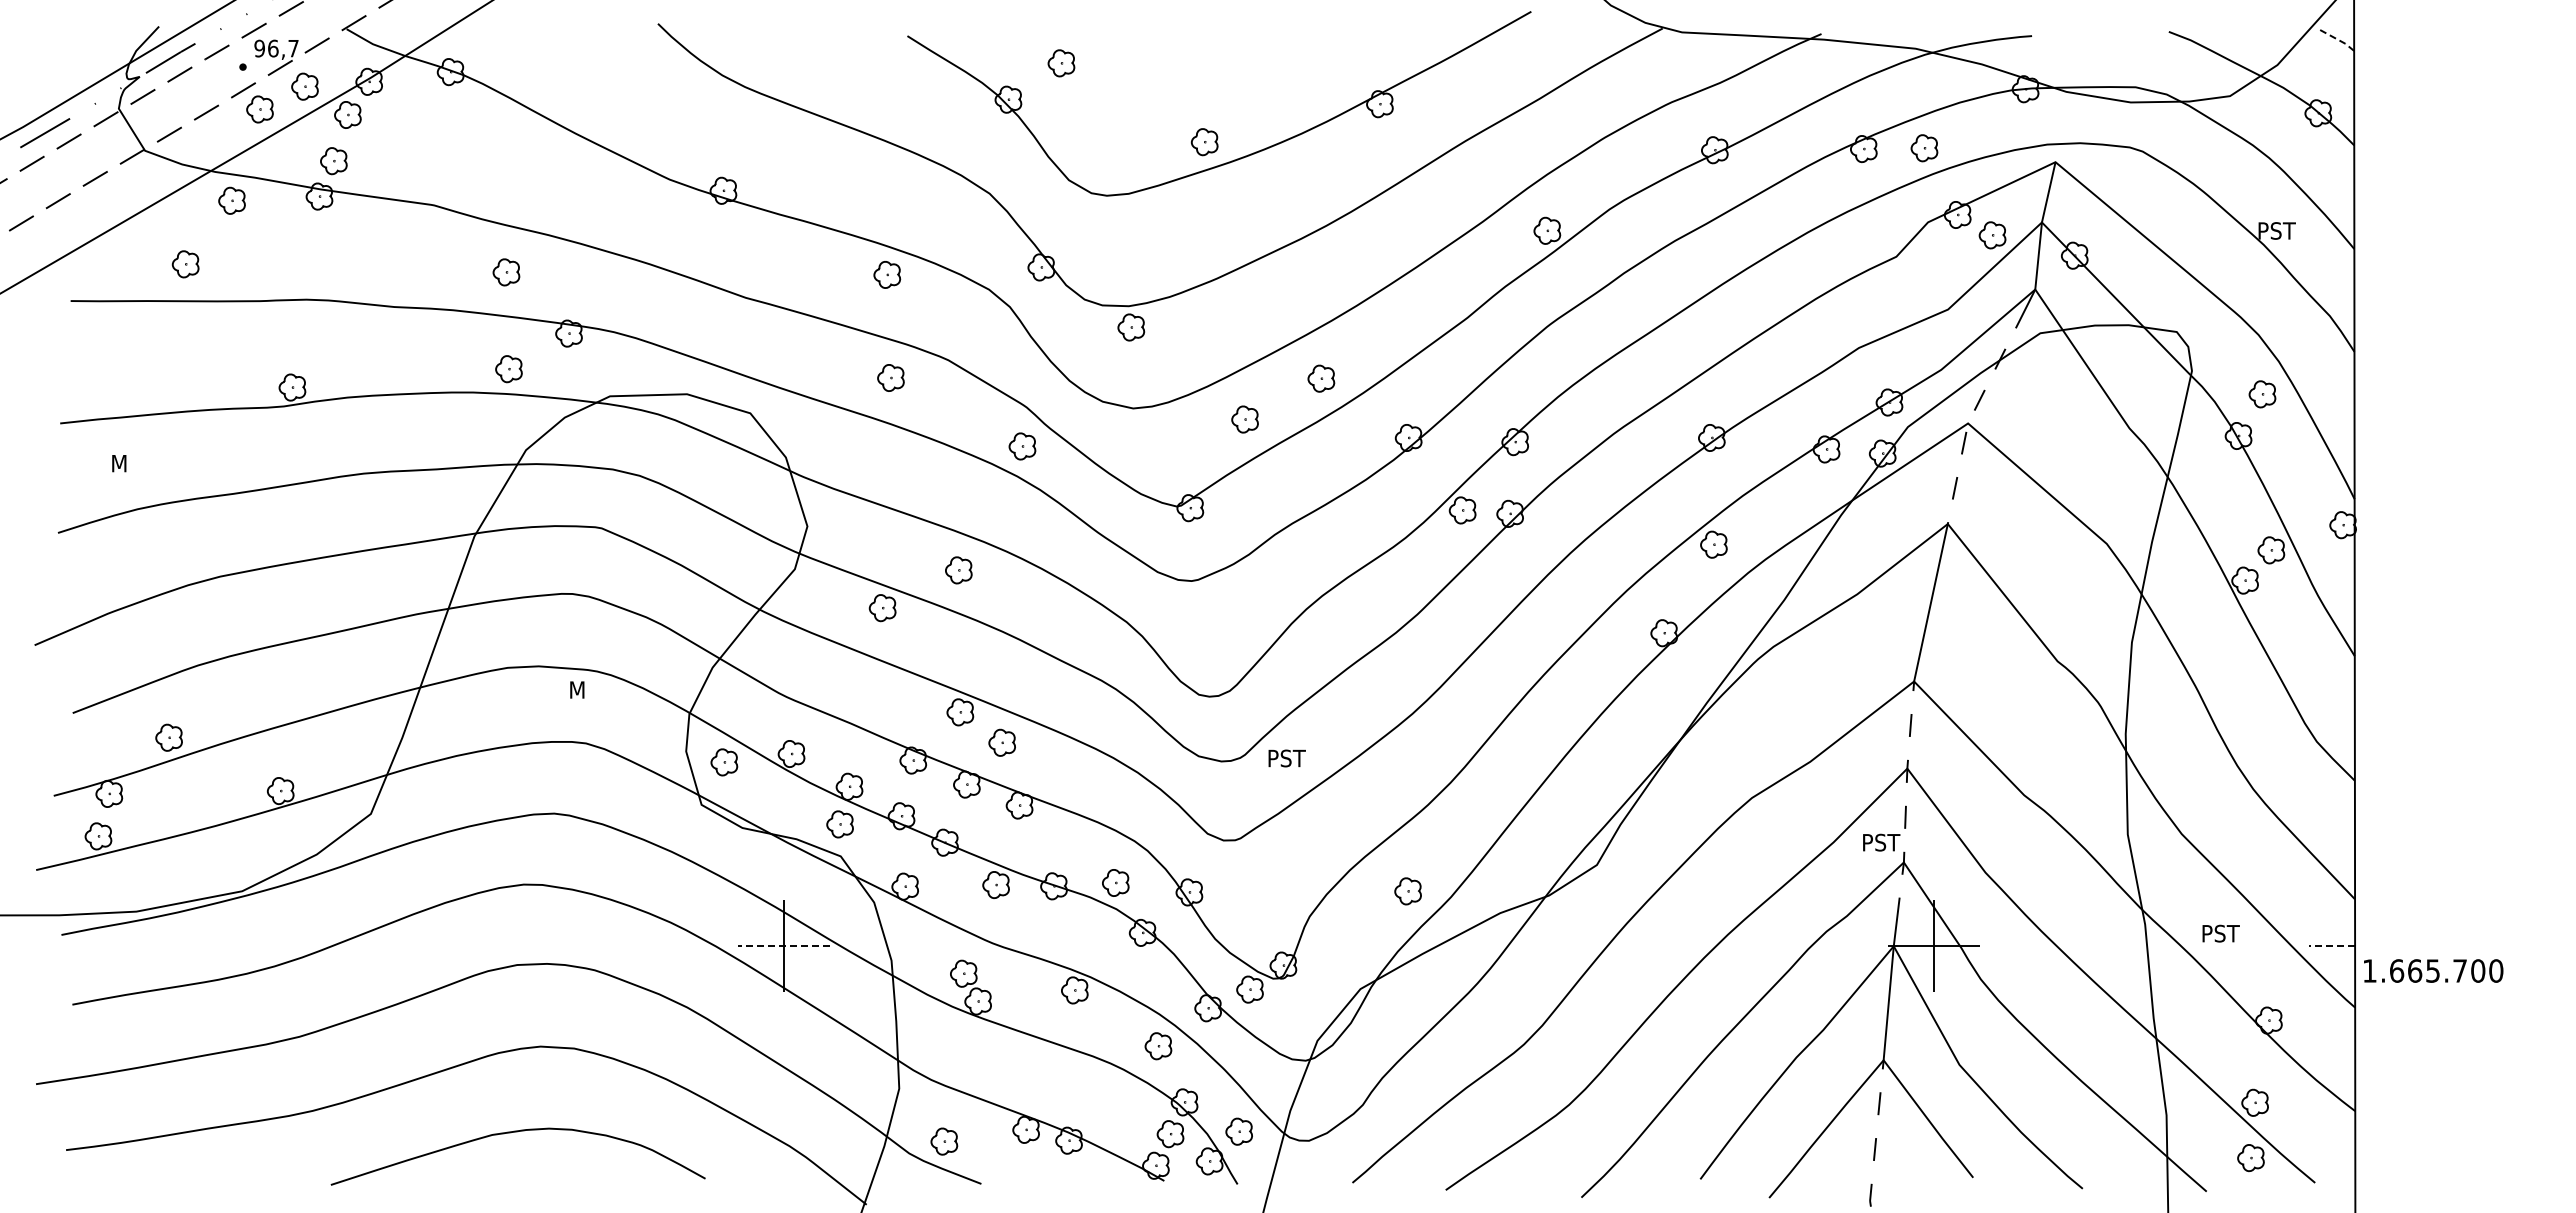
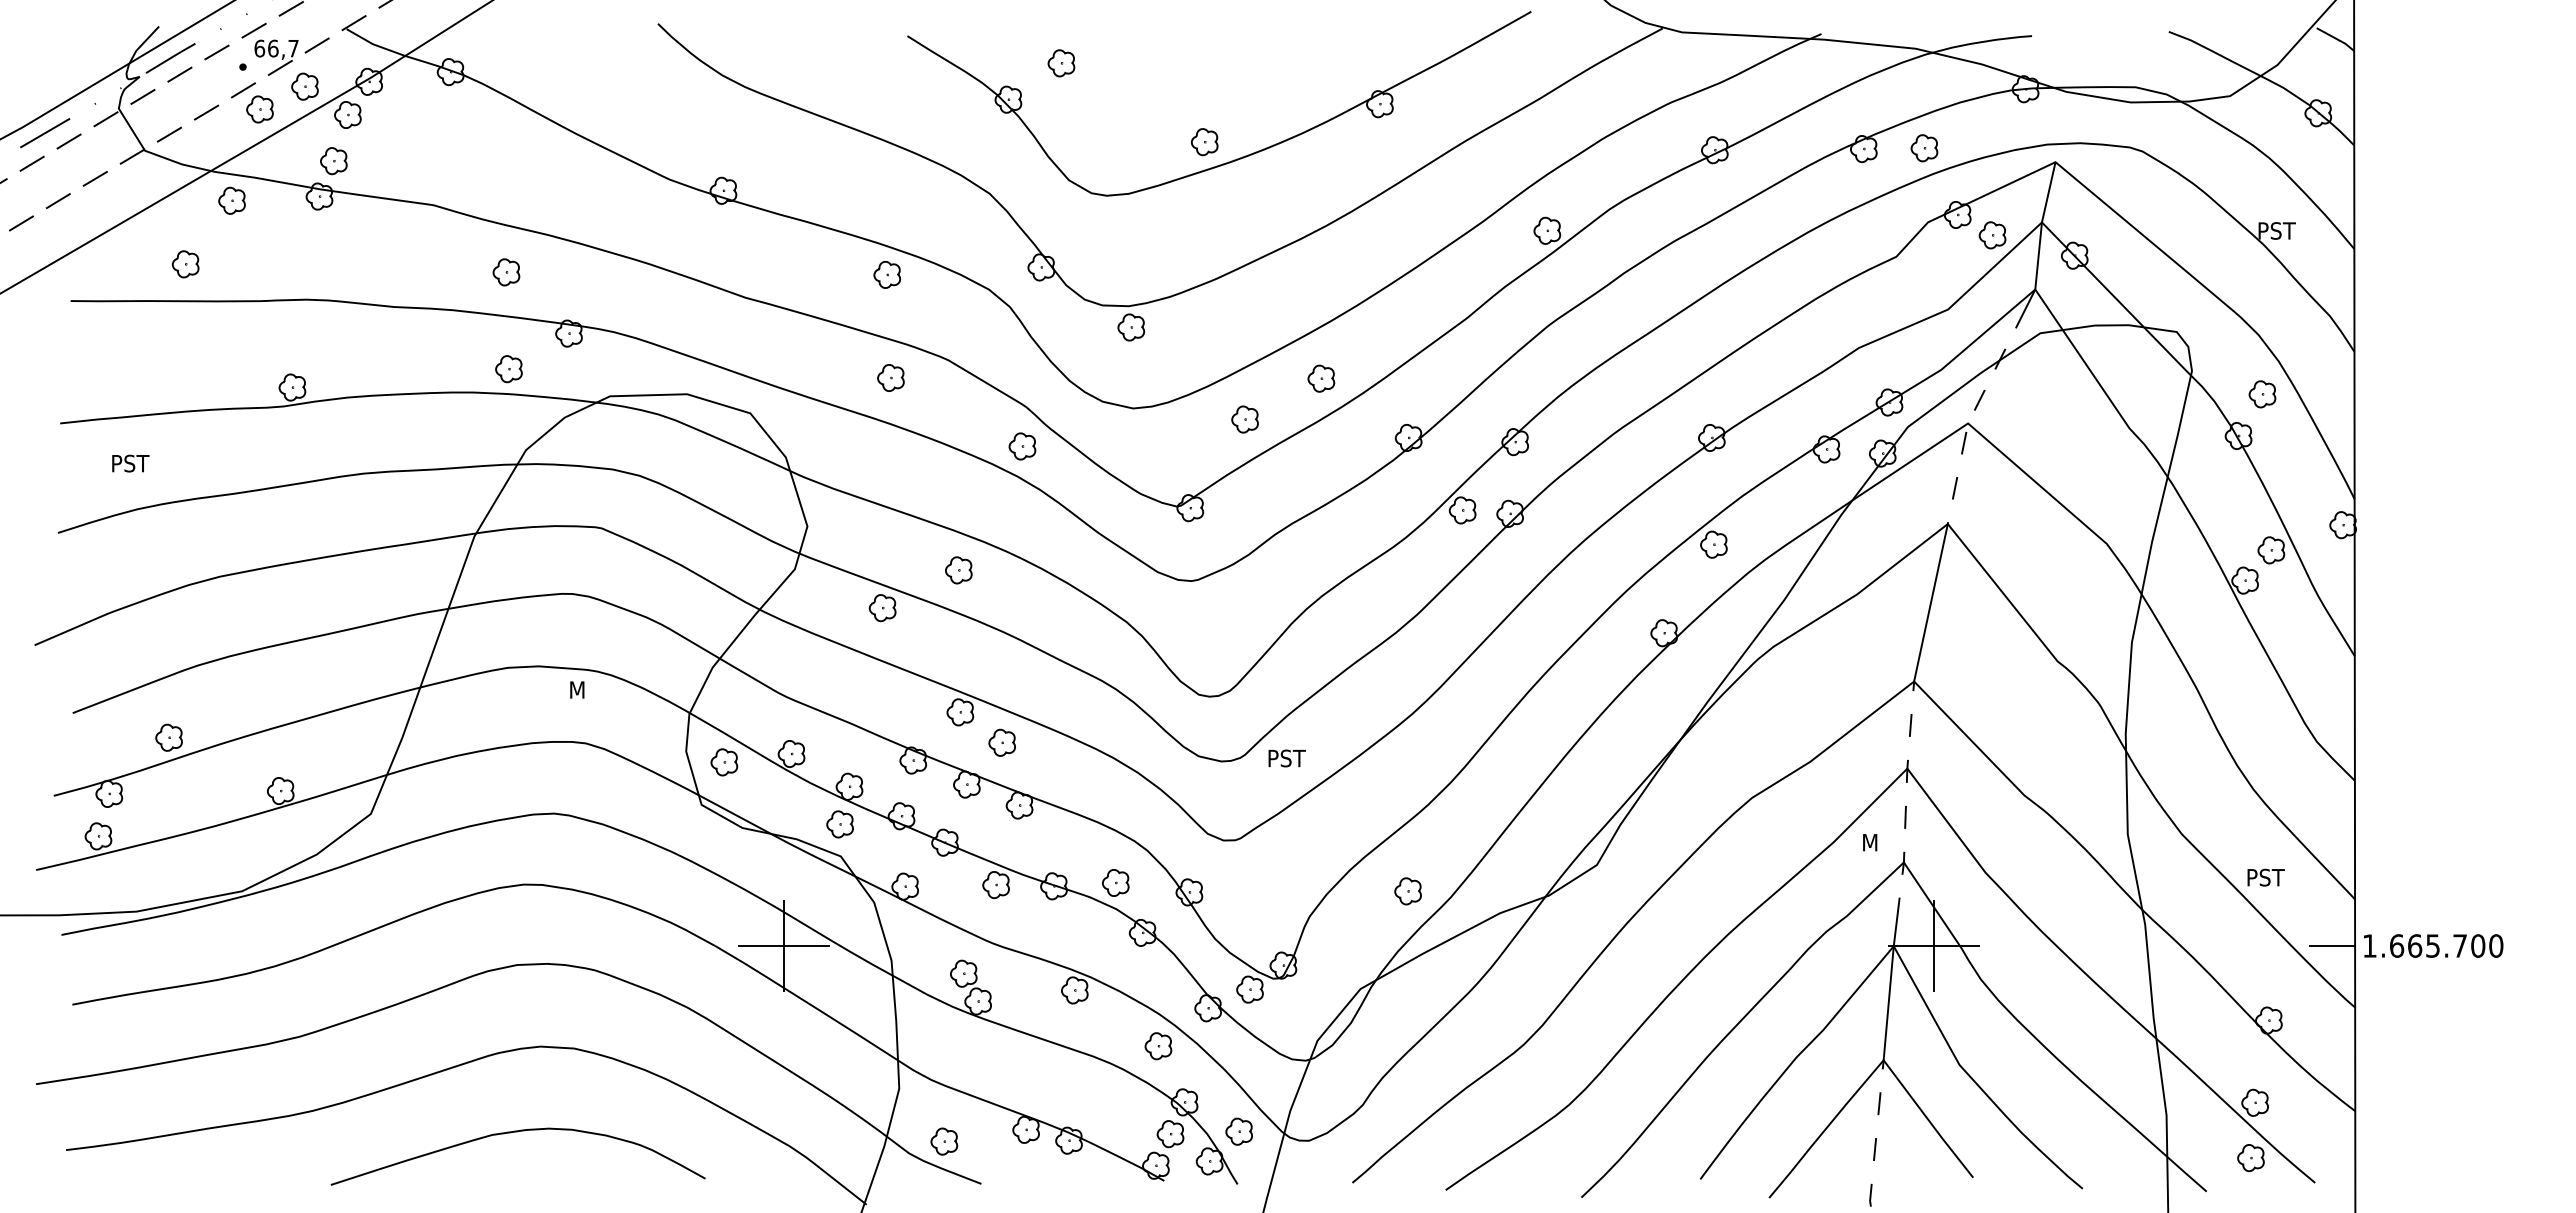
line: dashed -> solid (2336, 39)
text: 96,7 -> 66,7 (259, 48)
text: M -> PST (131, 463)
text: PST -> M (1882, 842)
text position: (2220, 933) -> (2265, 877) (2265, 877)
line: dashed -> solid (783, 946)
line: dashed -> solid (2331, 946)
text position: (2433, 970) -> (2433, 945) (2433, 945)
